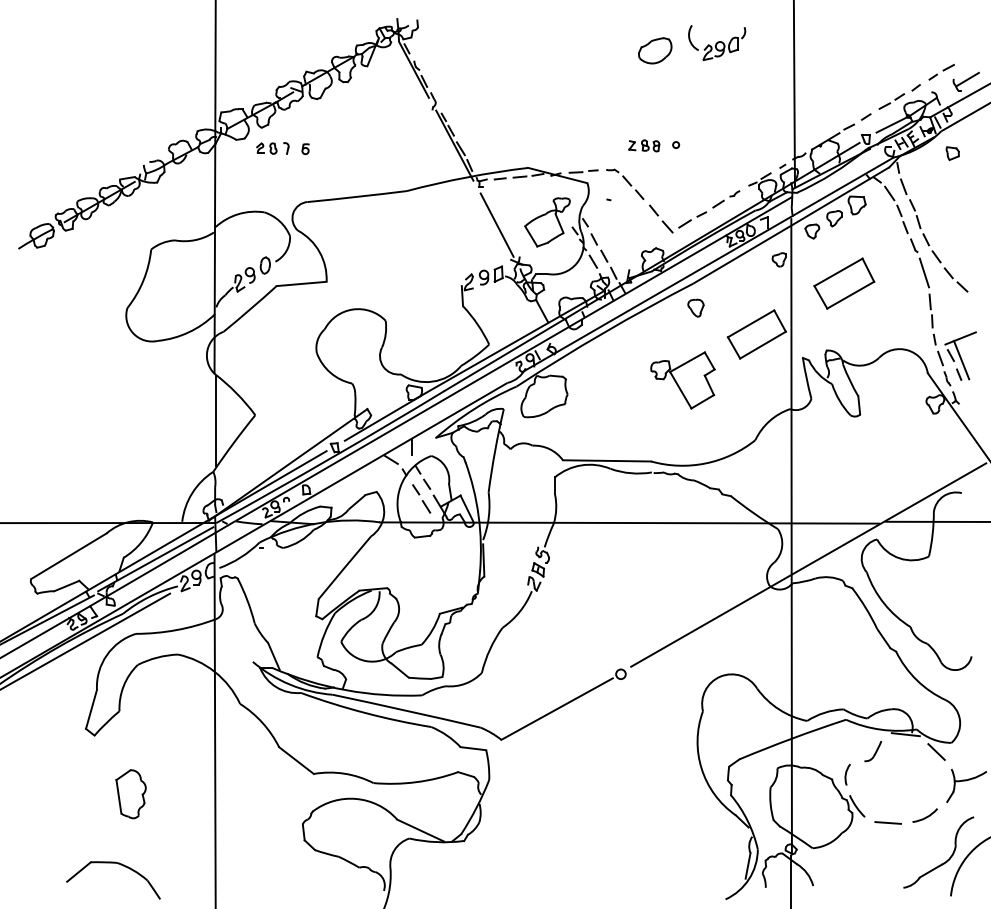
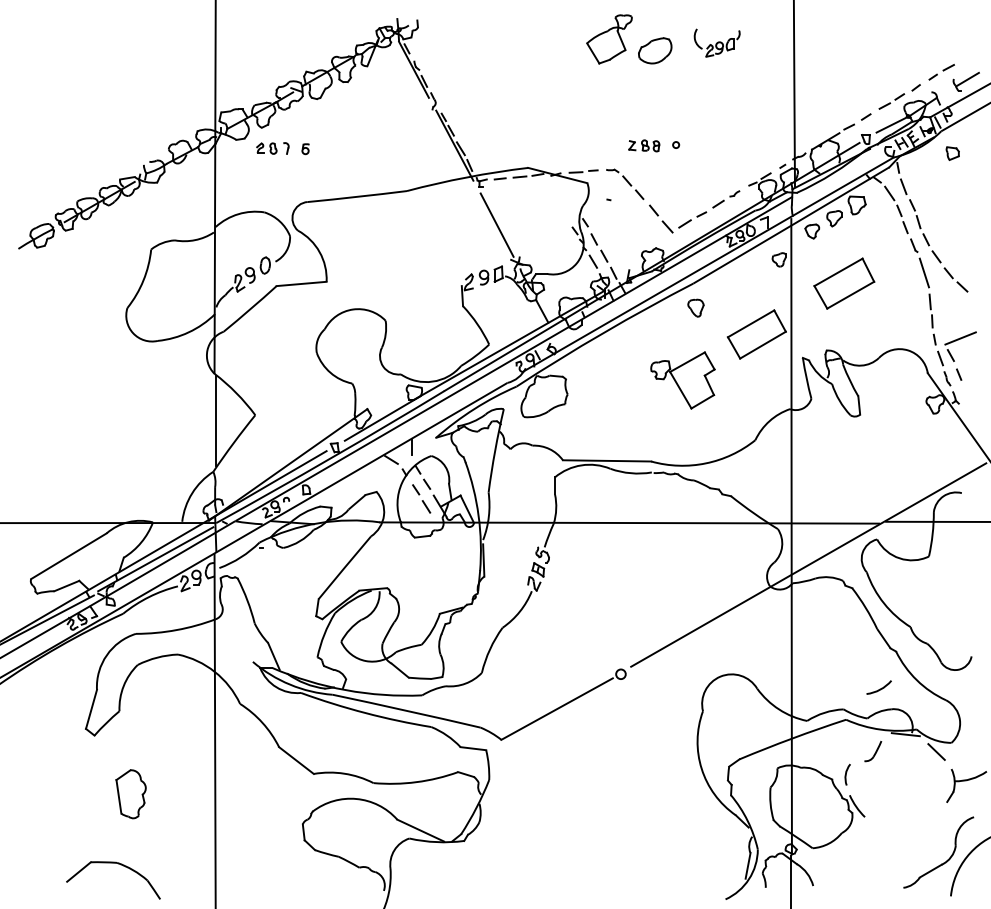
part size: 59x37 px -> 48x30 px (716, 42)
part position: (547, 222) -> (609, 39) (609, 39)
line: present -> none (961, 359)
line: present -> none (86, 640)
arc position: (924, 817) -> (878, 689) (878, 689)
line: present -> none (887, 822)
